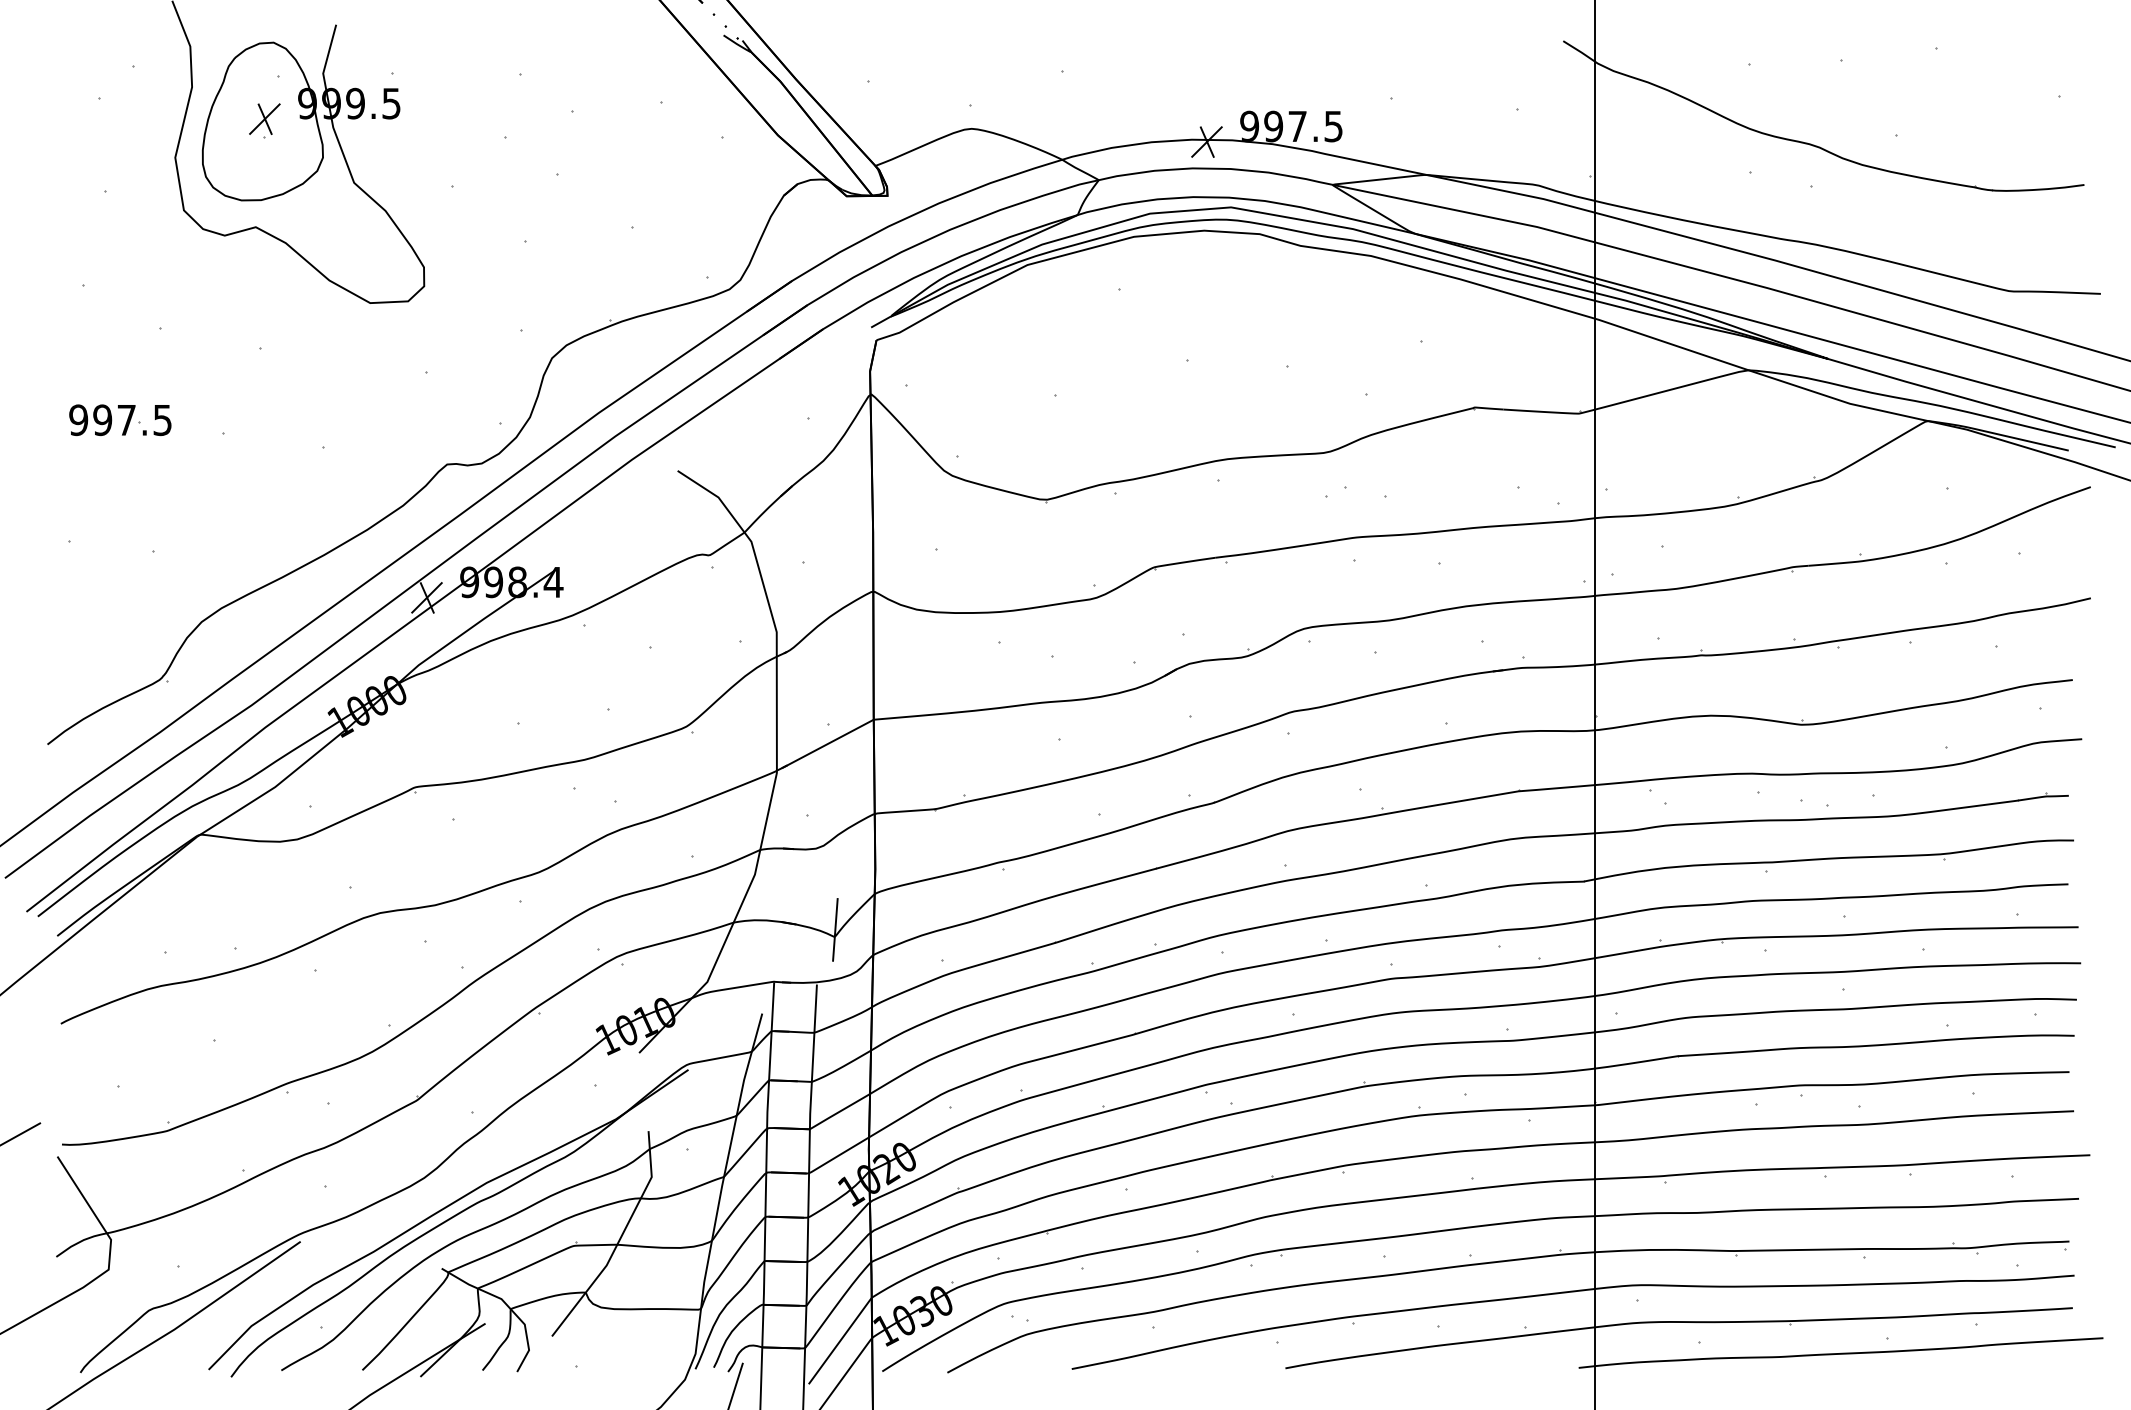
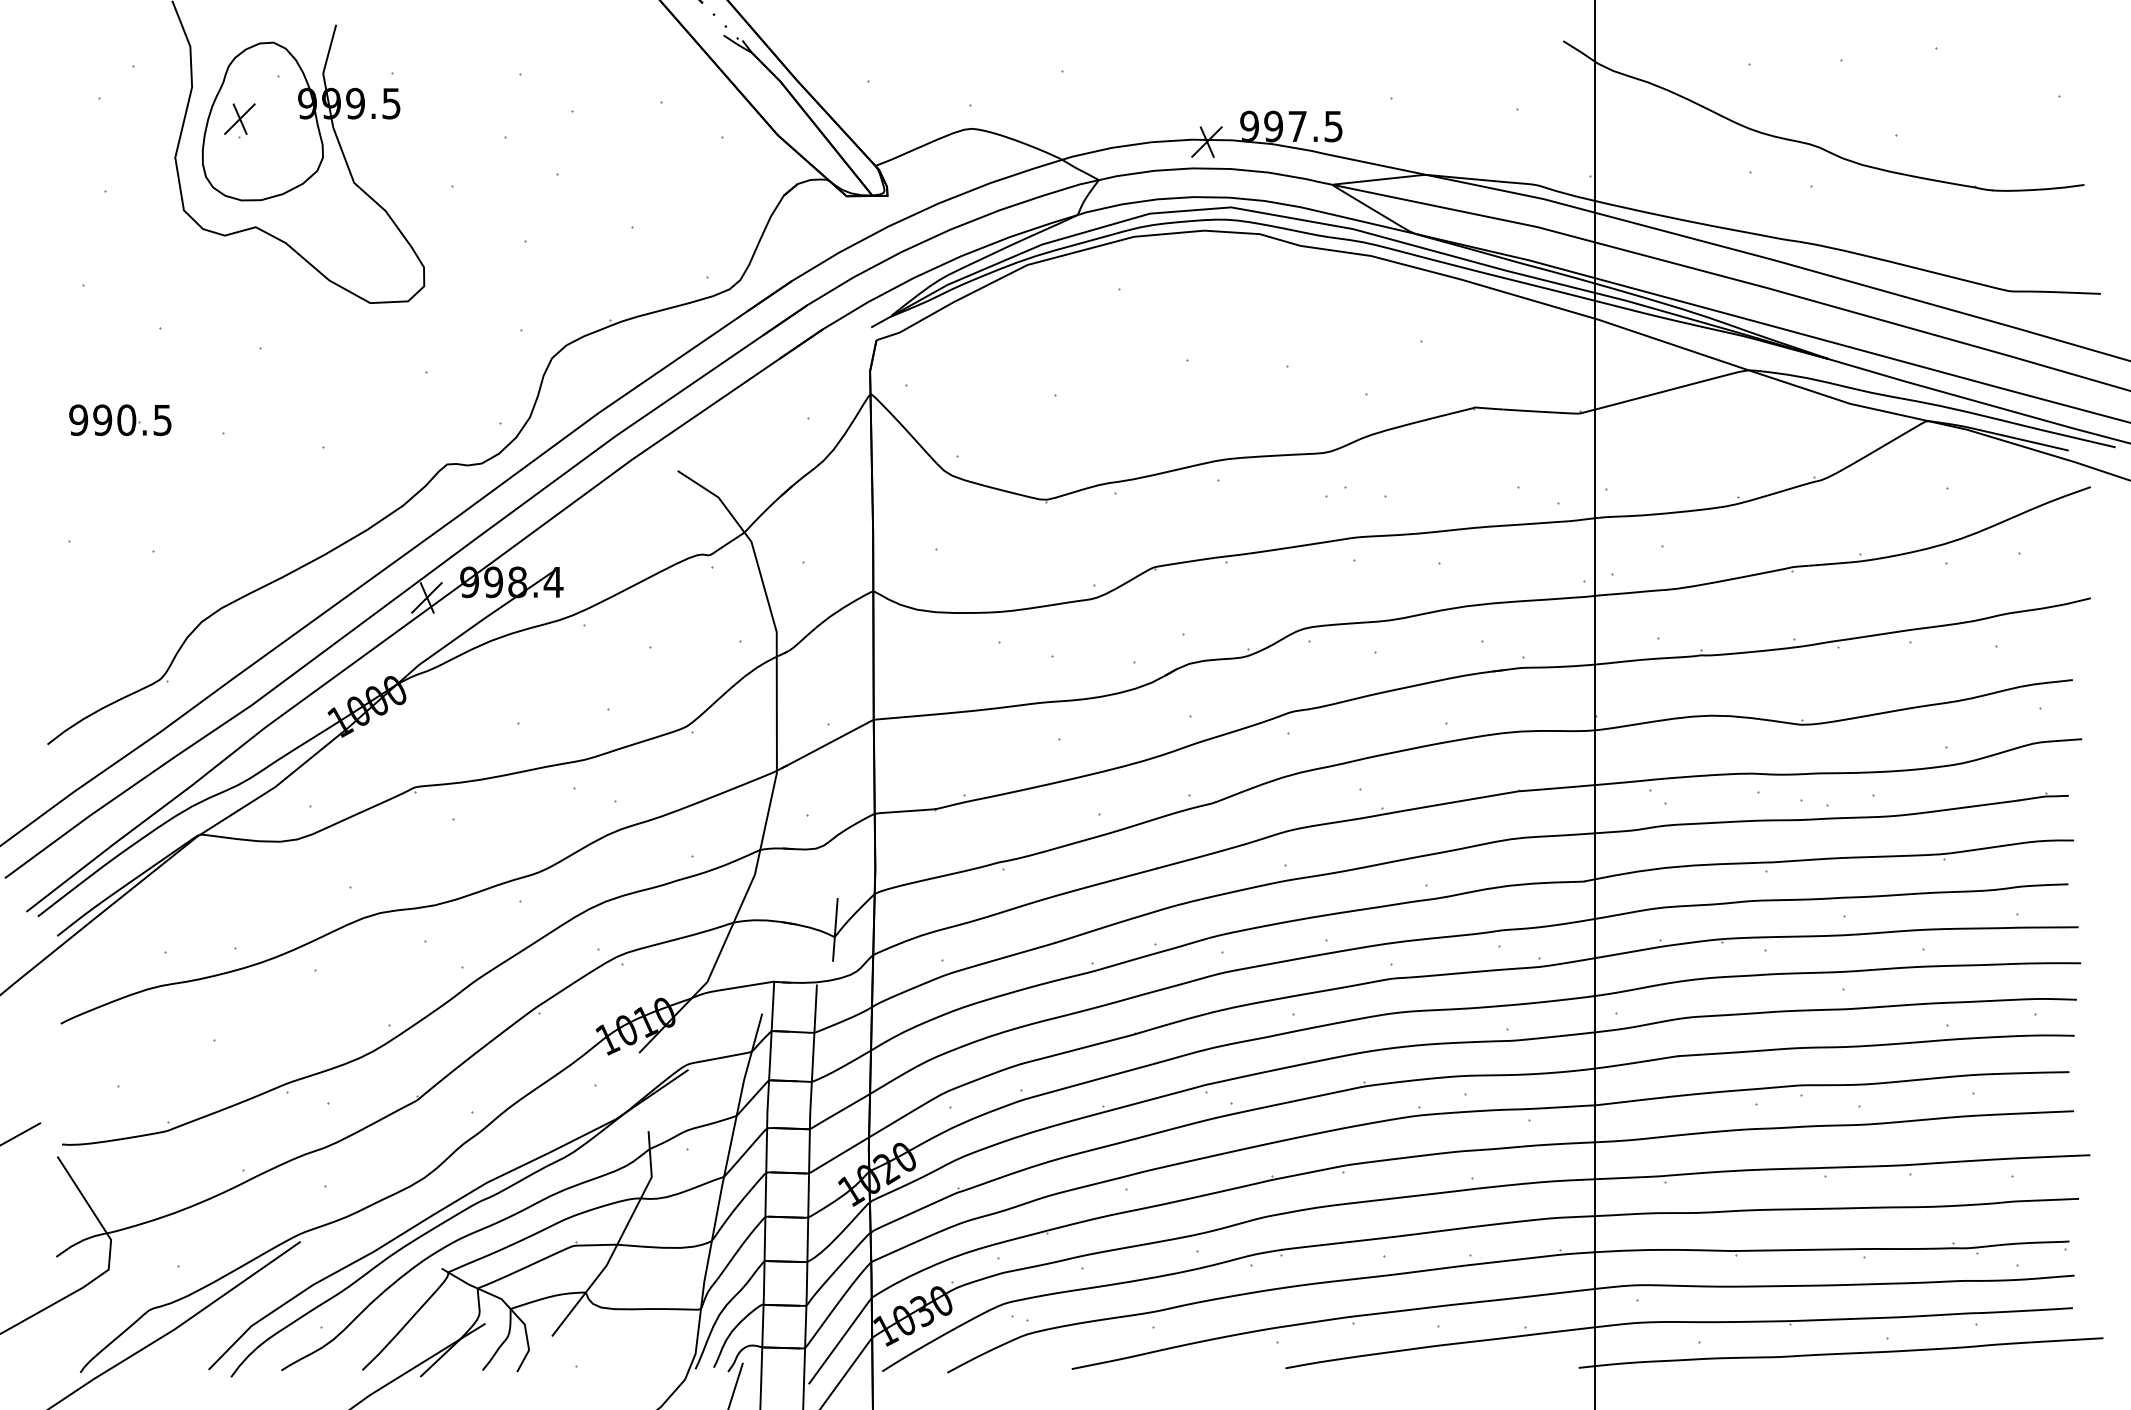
part position: (264, 120) -> (239, 120) (239, 120)
text: 997.5 -> 990.5 (126, 420)
